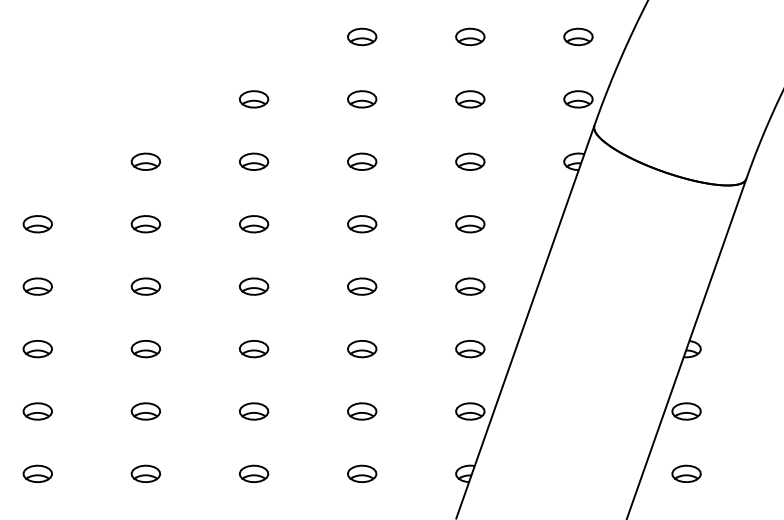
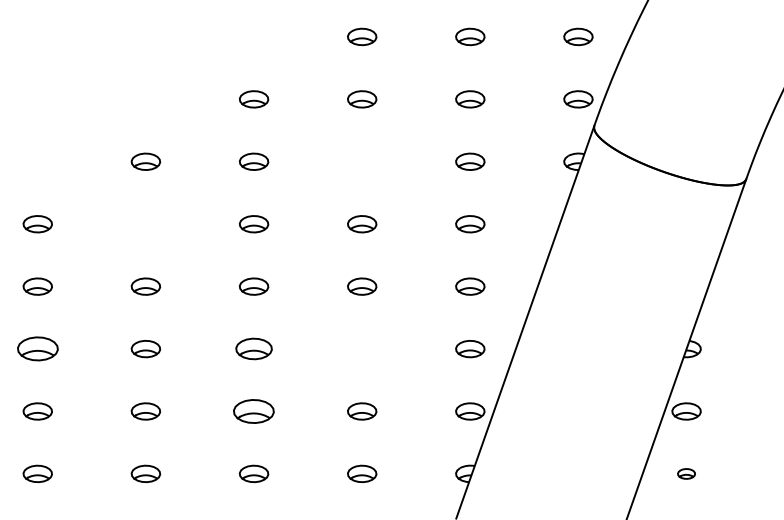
part: present -> none (362, 161)
part: present -> none (145, 224)
part size: 31x19 px -> 42x26 px (37, 348)
part size: 32x19 px -> 38x24 px (253, 348)
part: present -> none (362, 349)
part size: 31x19 px -> 42x25 px (253, 411)
part size: 31x20 px -> 19x12 px (686, 473)
